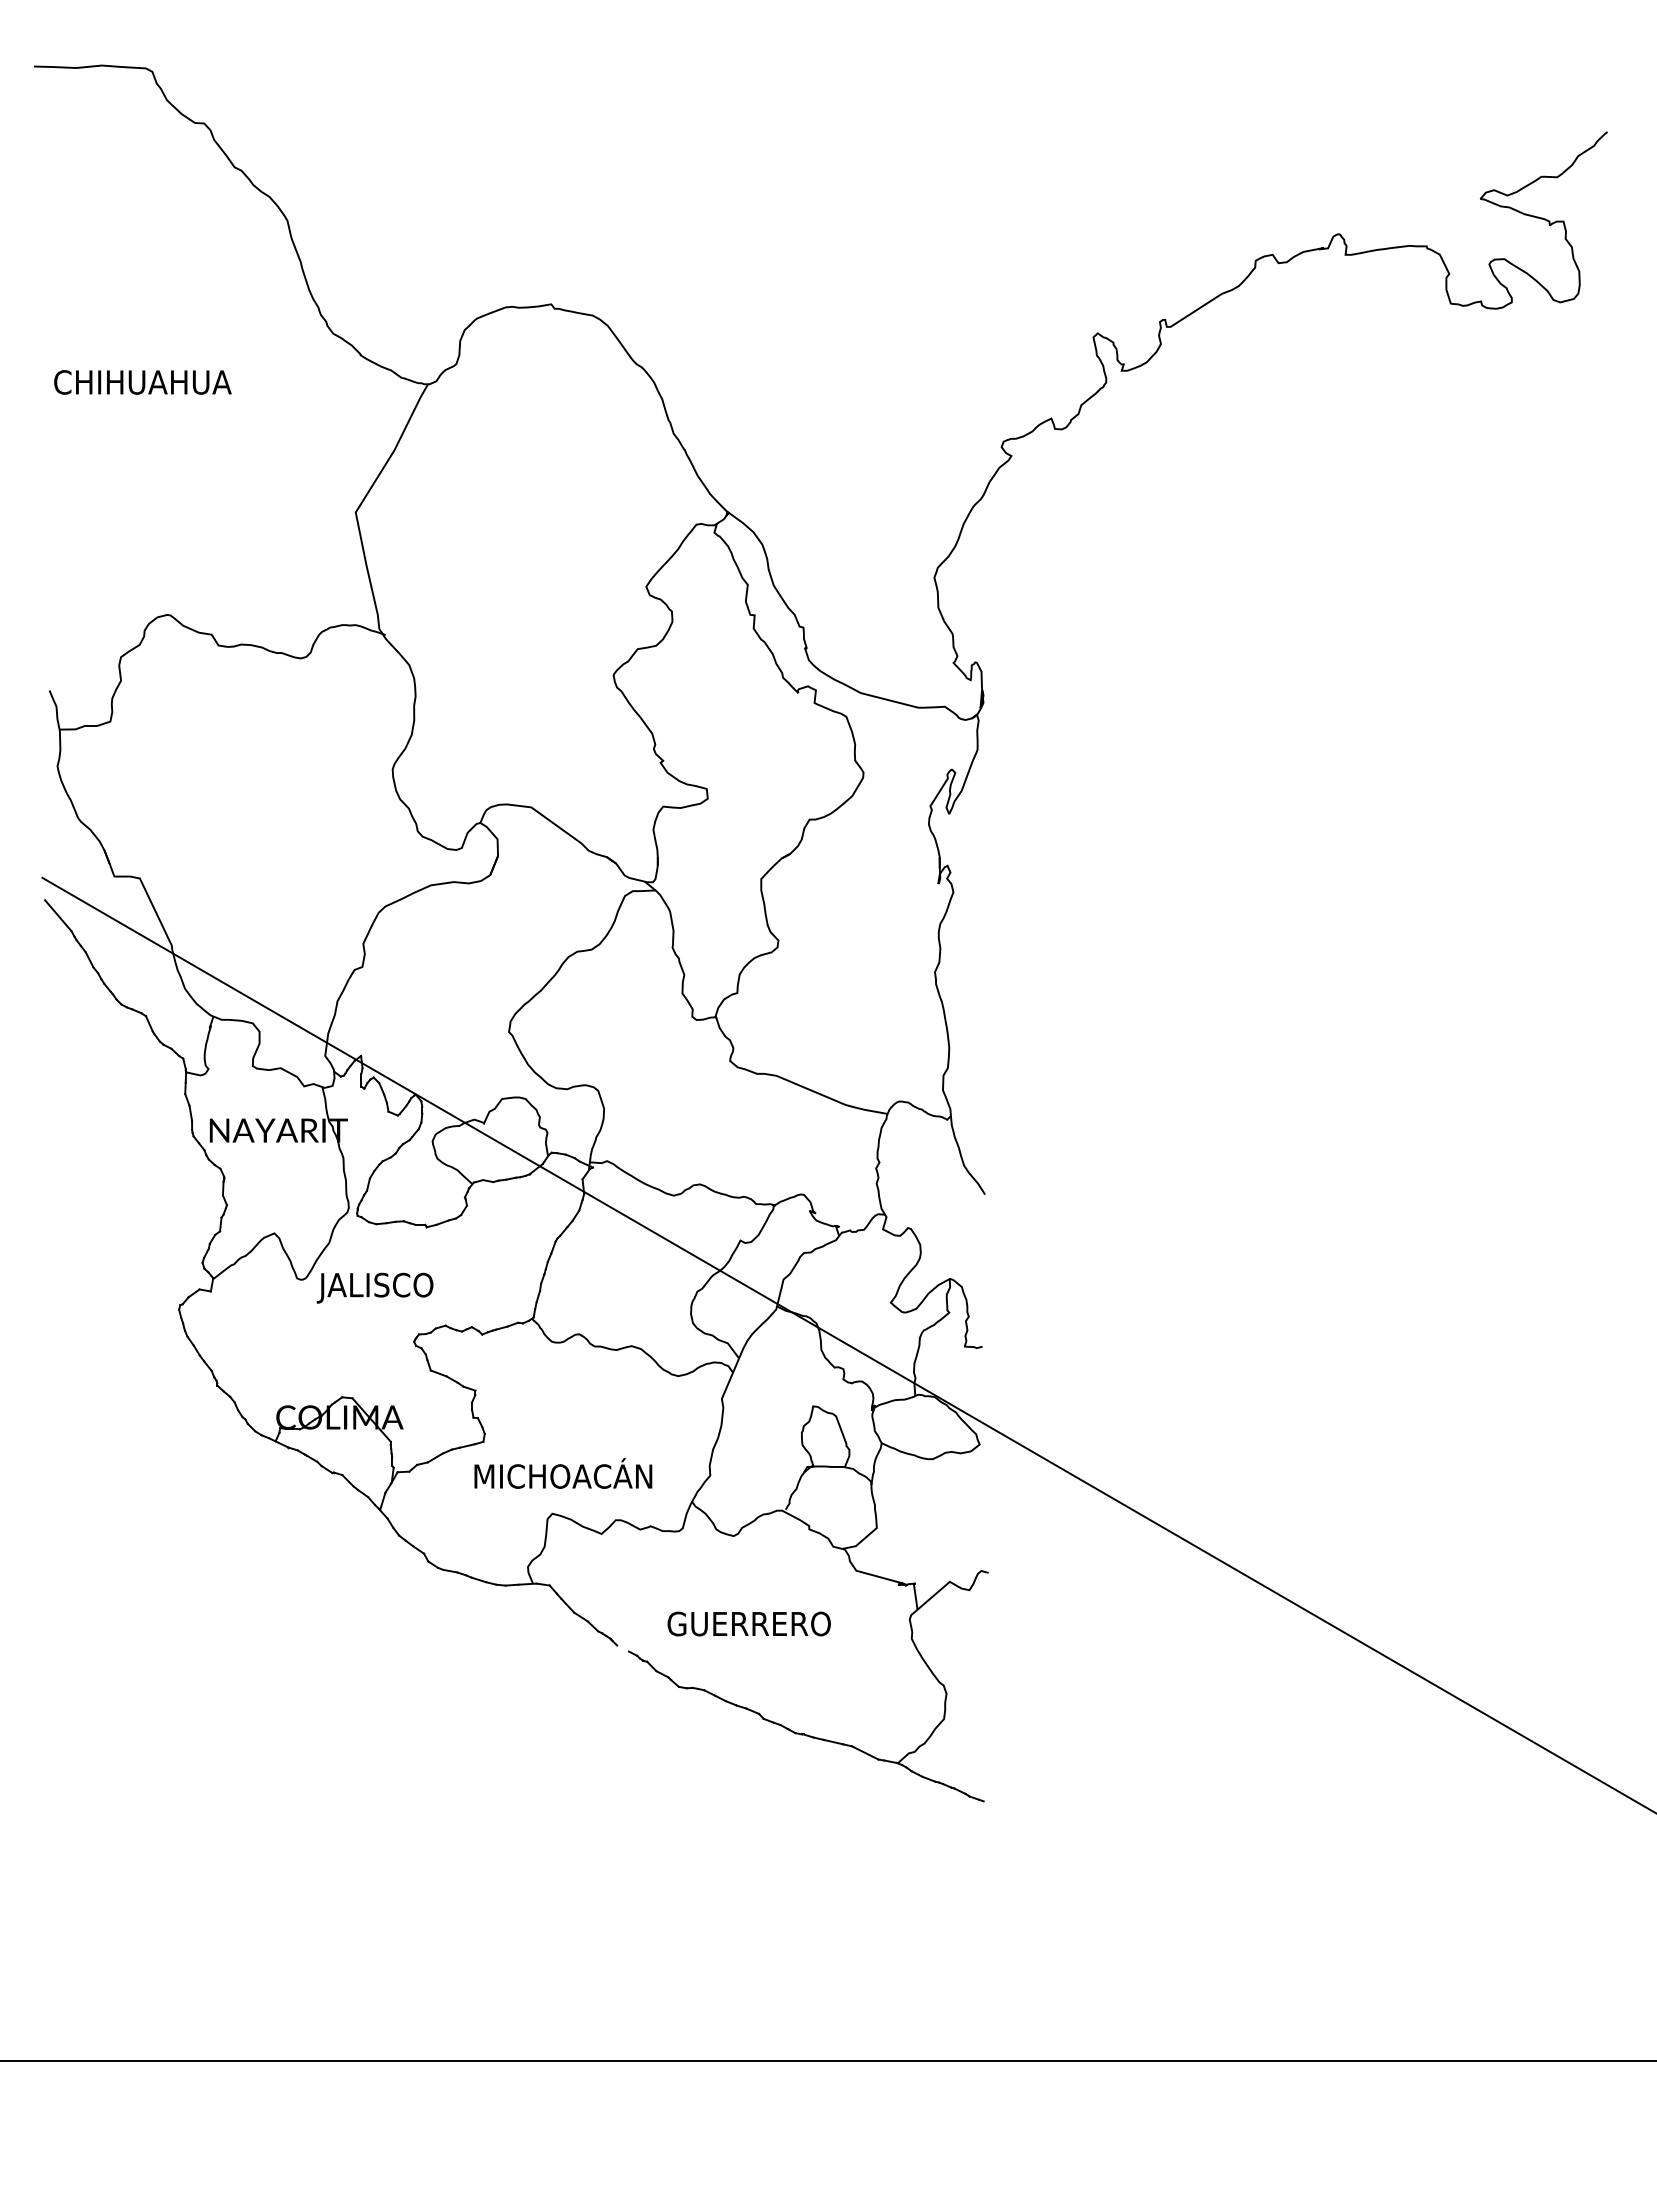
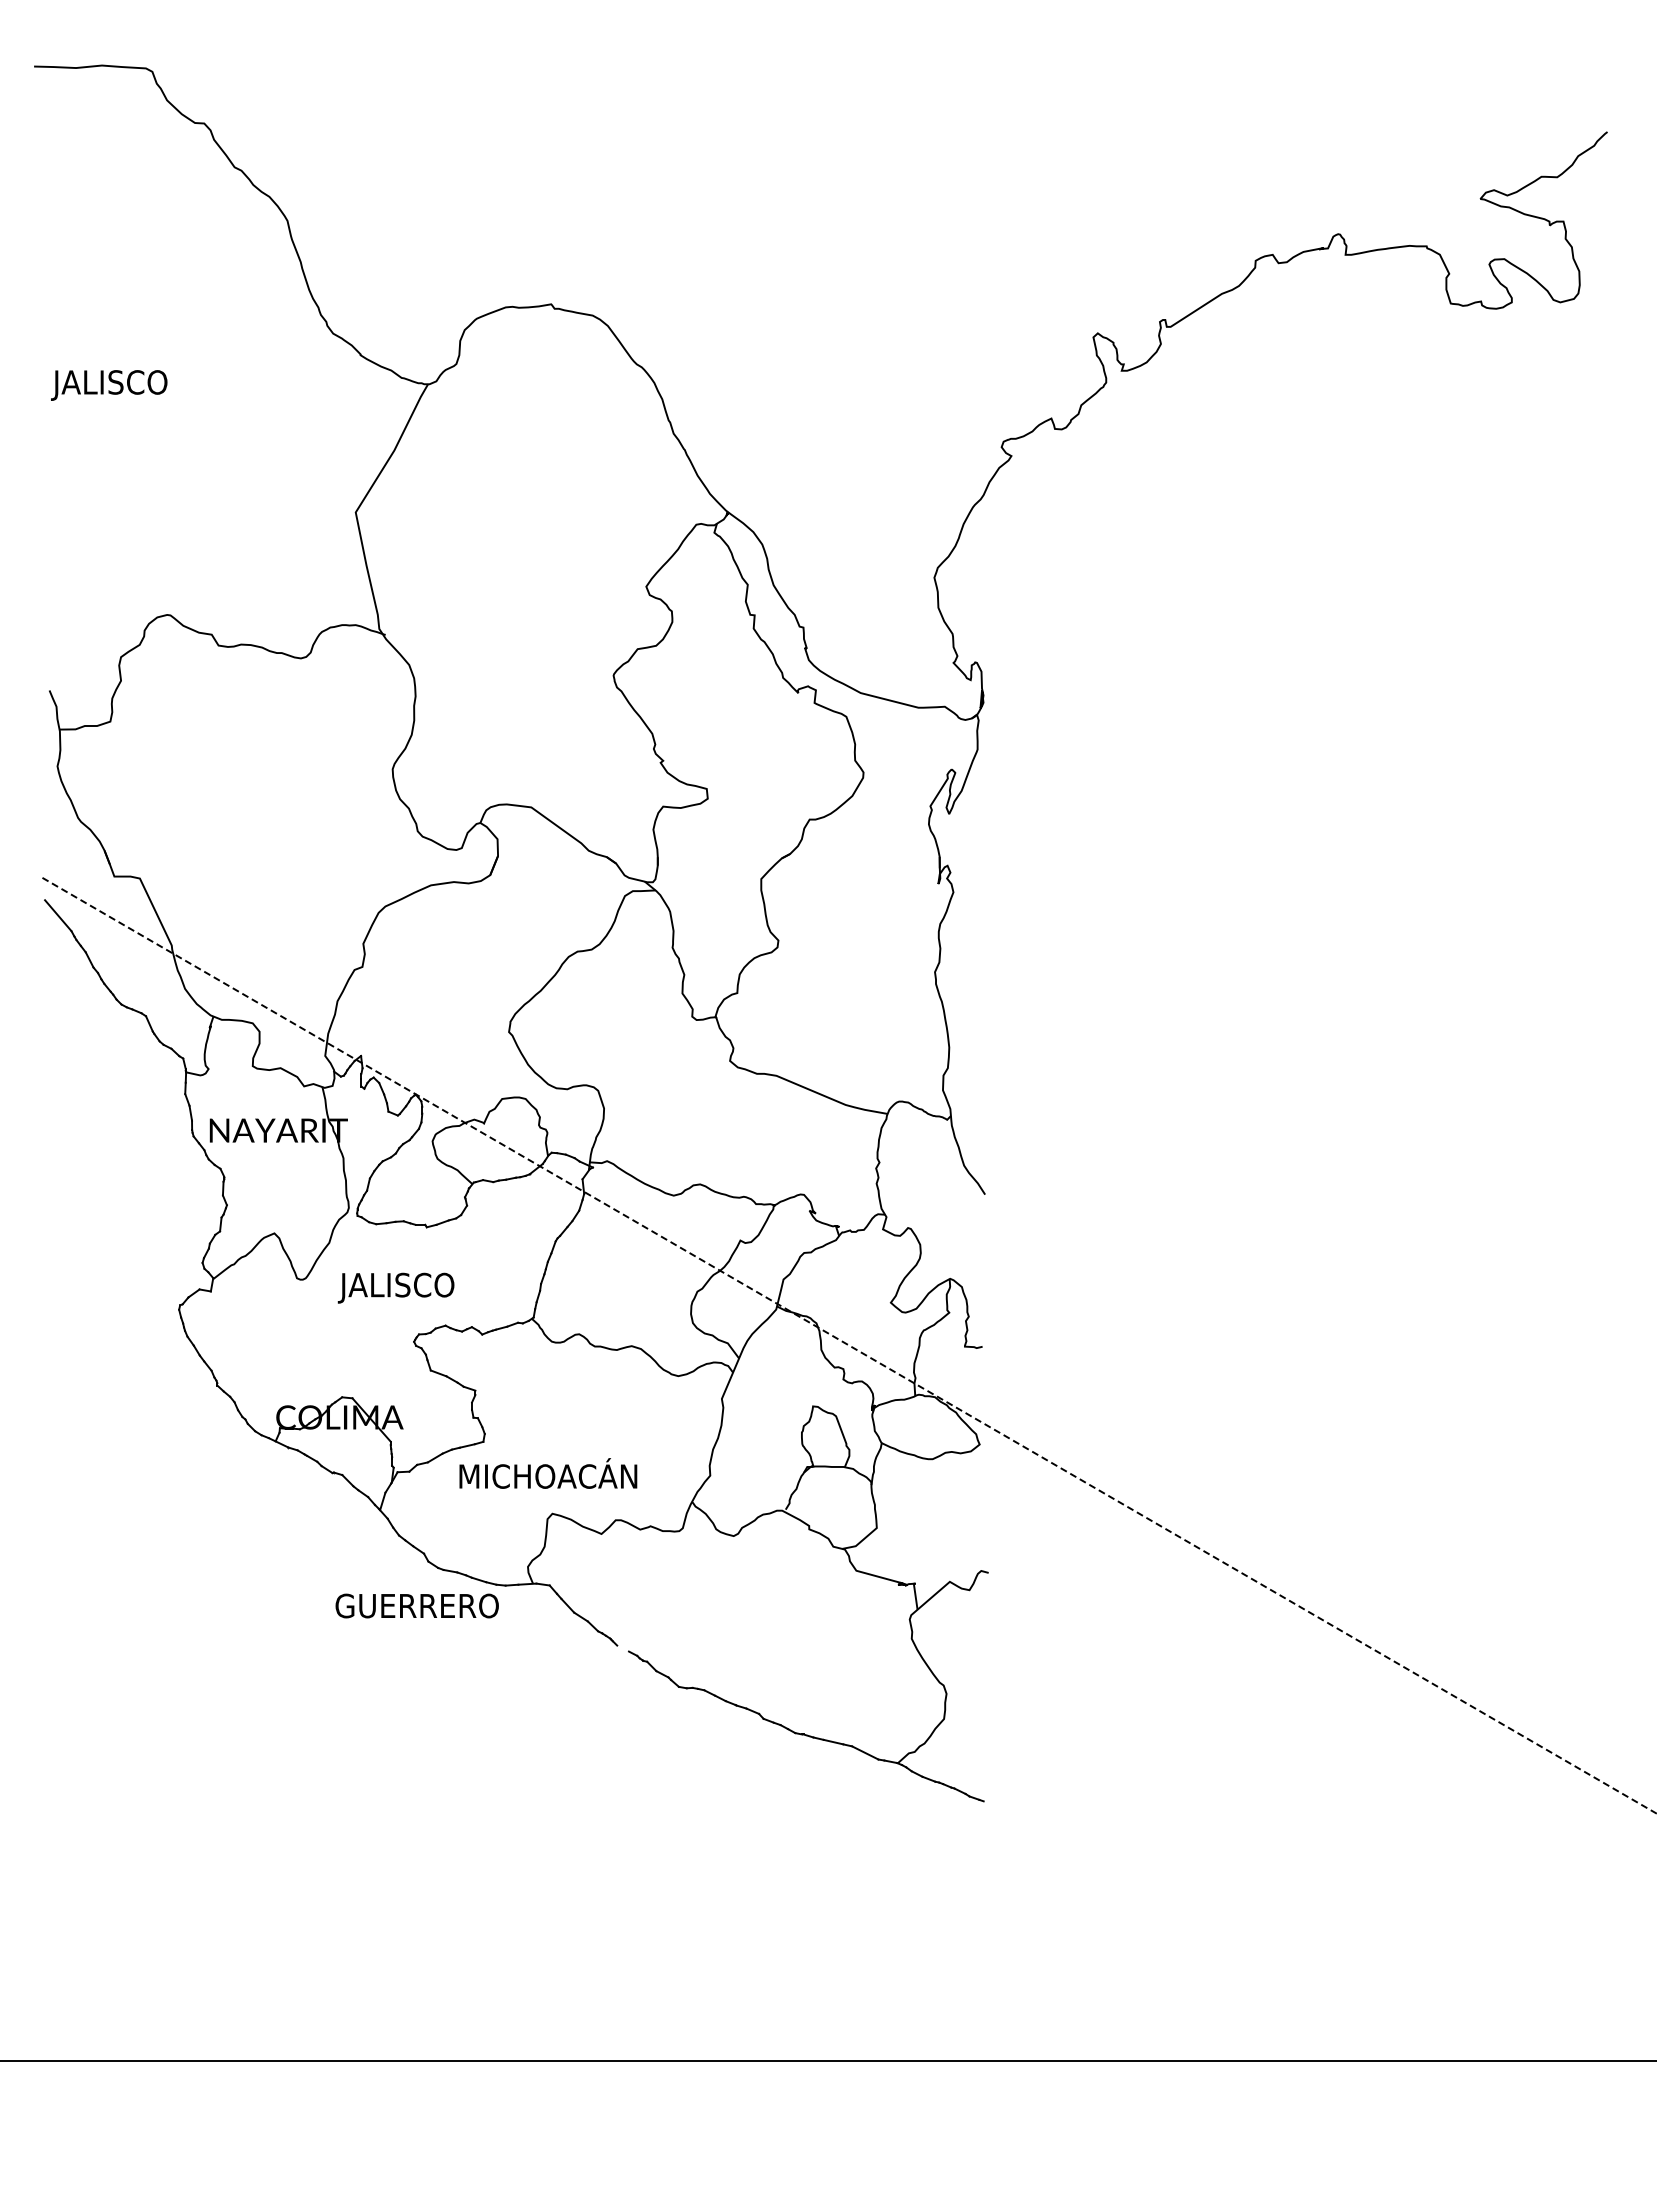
text: CHIHUAHUA -> JALISCO (141, 385)
text position: (374, 1287) -> (395, 1287) (395, 1287)
line: solid -> dashed (849, 1345)
text position: (563, 1473) -> (548, 1473) (548, 1473)
text position: (748, 1623) -> (416, 1605) (416, 1605)
